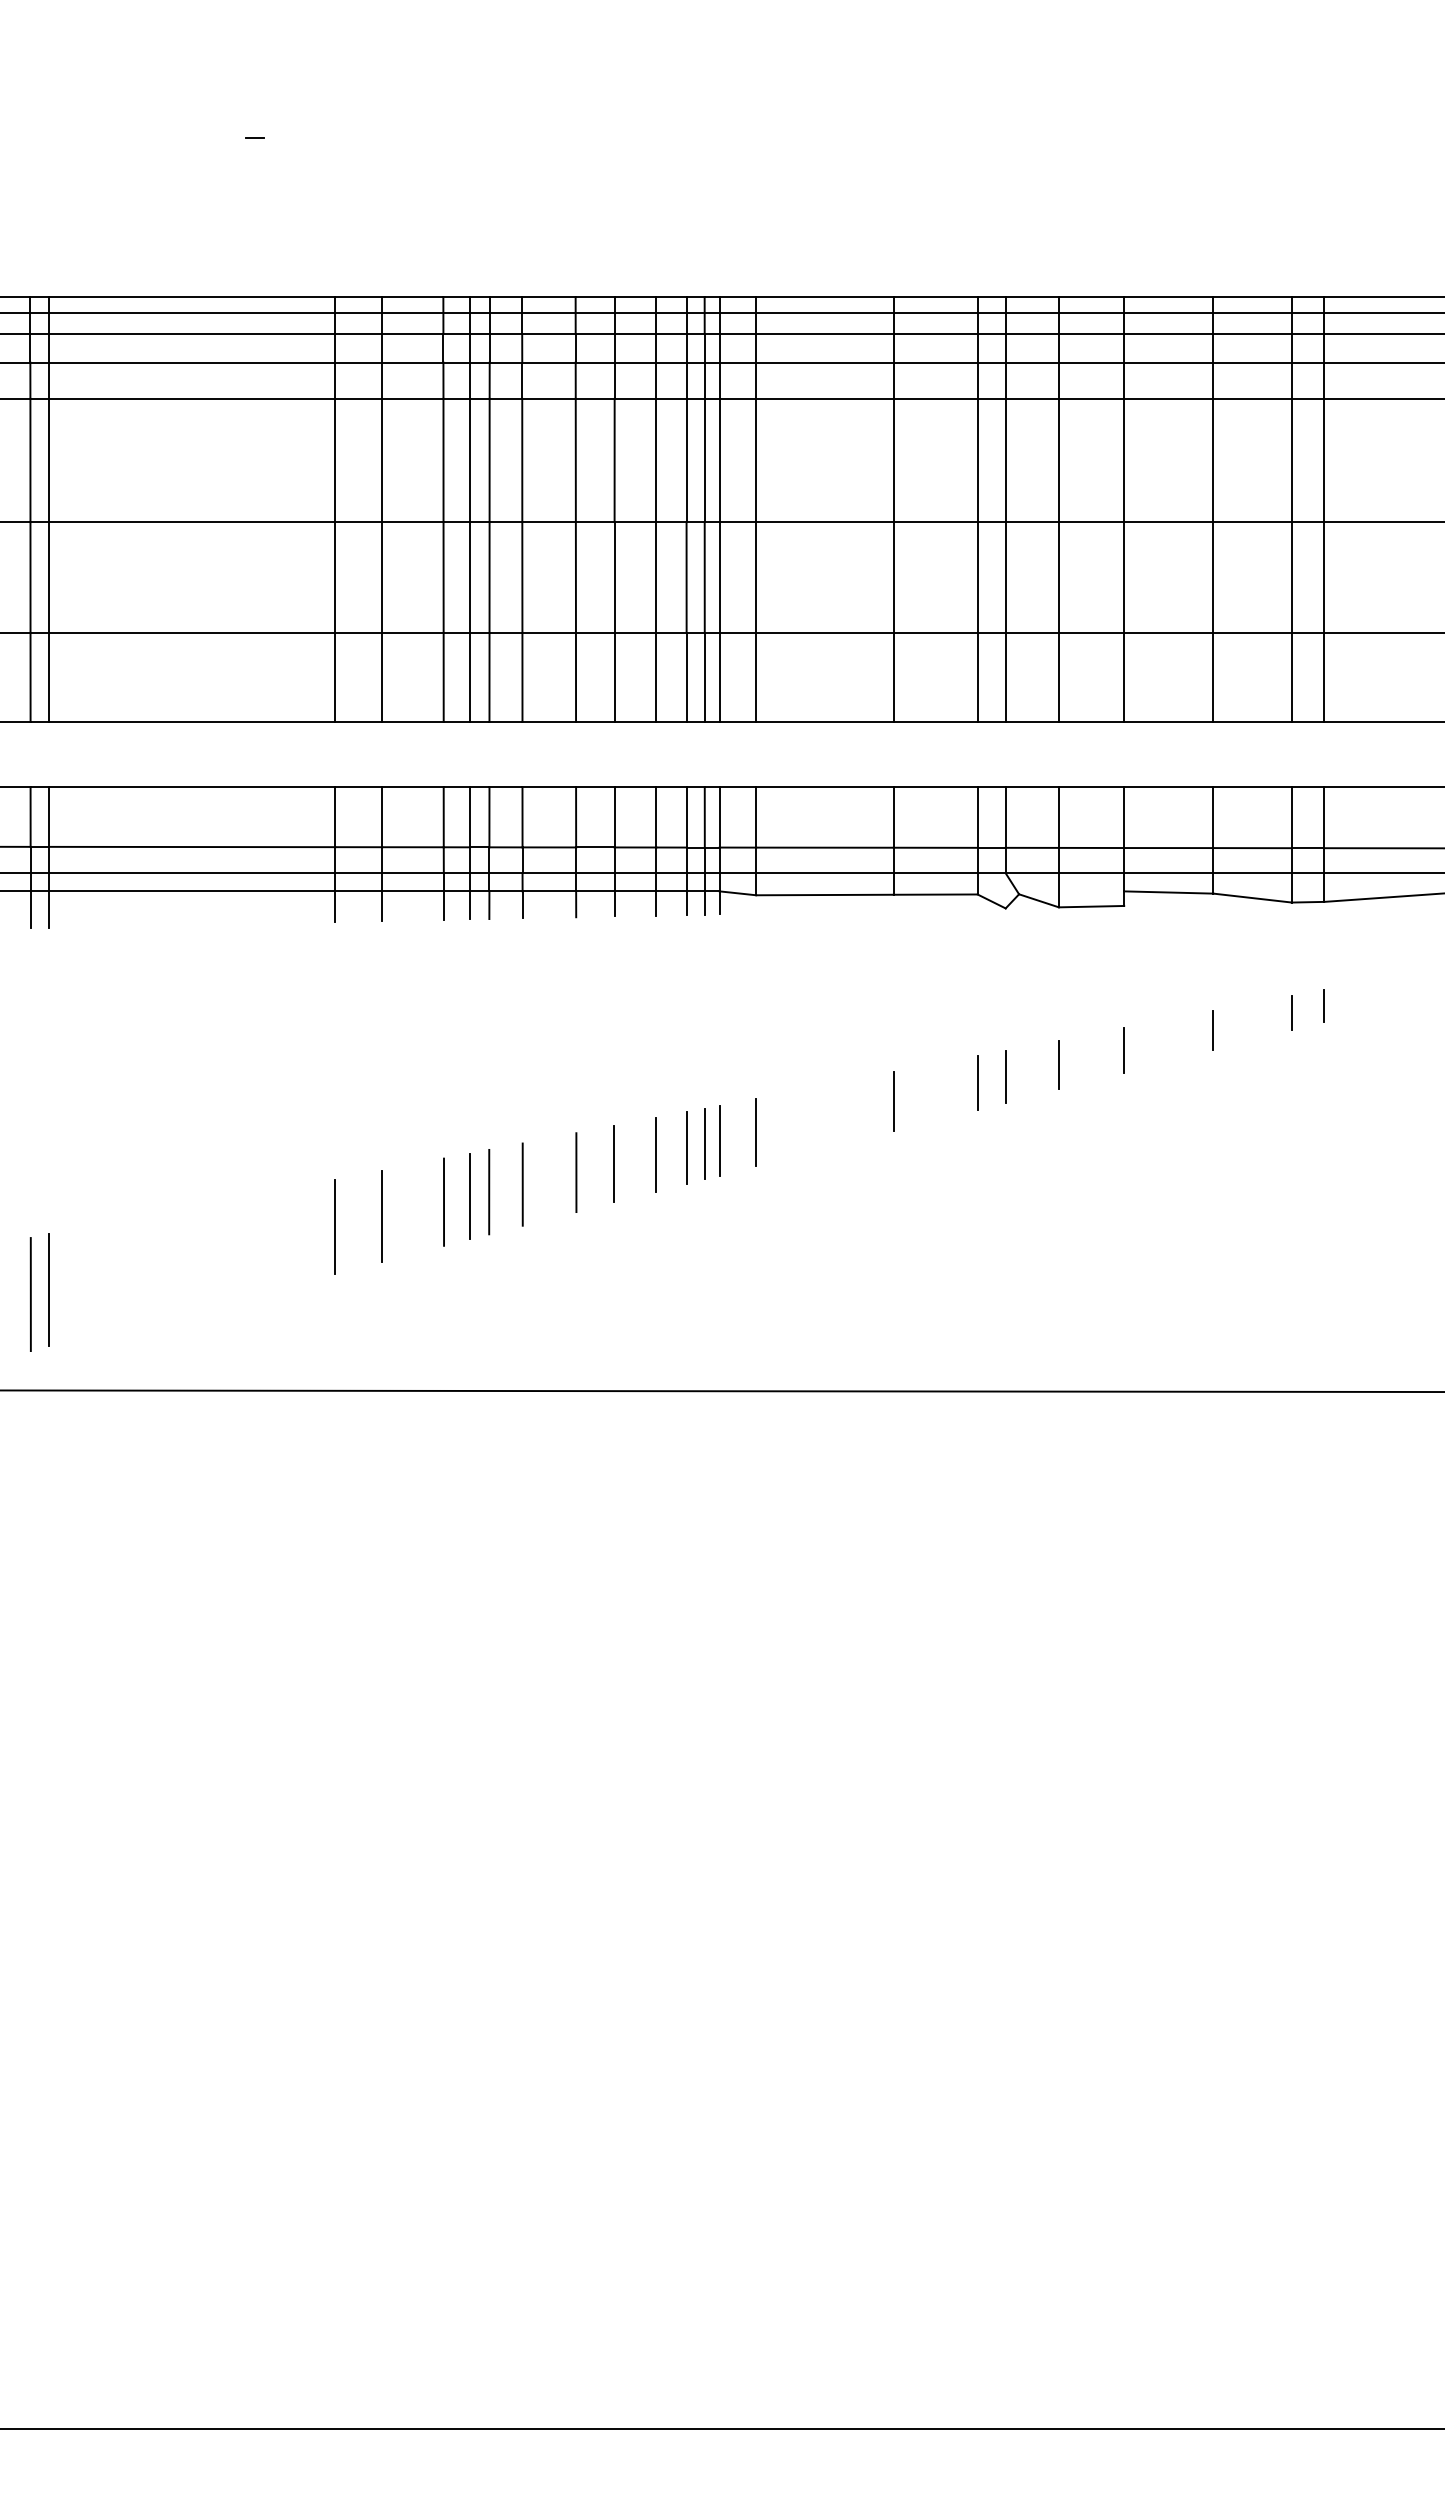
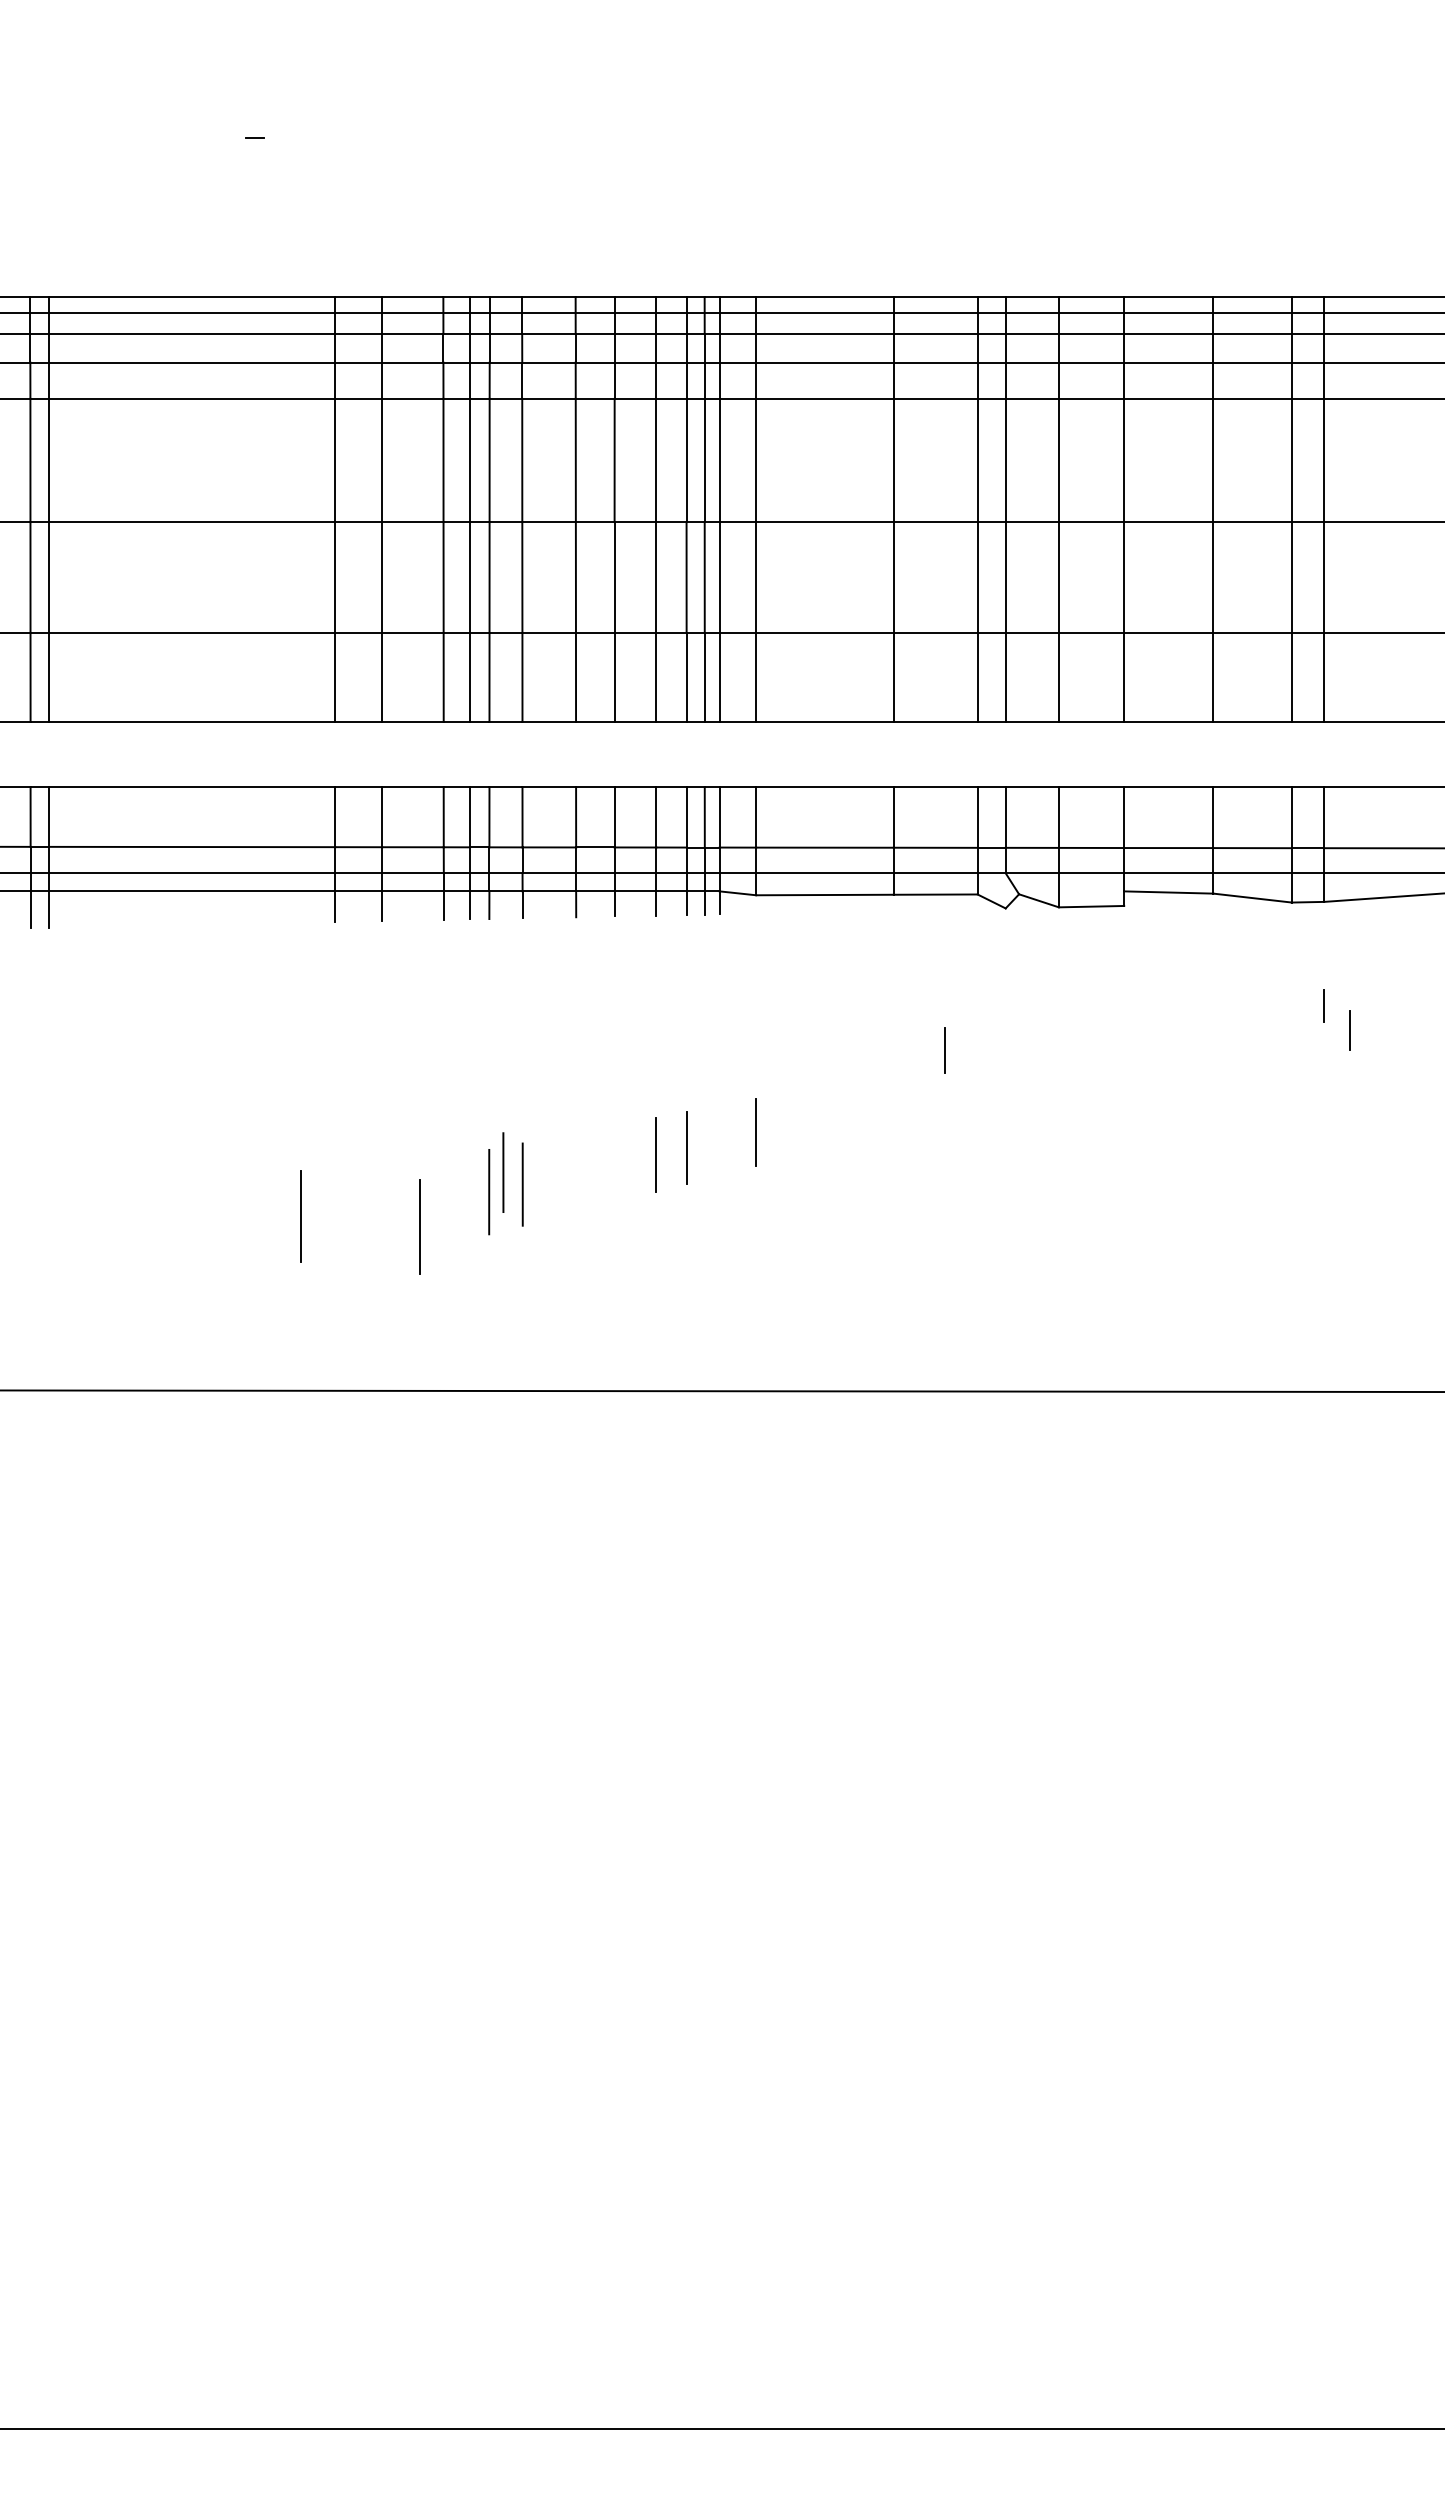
line: present -> none (1291, 1012)
line position: (1212, 1030) -> (1349, 1030) (1349, 1030)
line position: (1123, 1050) -> (944, 1050) (944, 1050)
line: present -> none (1058, 1064)
line: present -> none (1005, 1076)
line: present -> none (977, 1082)
line: present -> none (893, 1101)
line: present -> none (719, 1140)
line: present -> none (704, 1143)
line: present -> none (613, 1163)
line position: (576, 1172) -> (503, 1172) (503, 1172)
line: present -> none (470, 1196)
line: present -> none (443, 1201)
line position: (381, 1216) -> (300, 1216) (300, 1216)
line position: (334, 1226) -> (419, 1226) (419, 1226)
line: present -> none (49, 1290)
line: present -> none (30, 1294)
